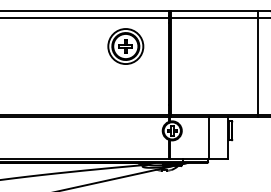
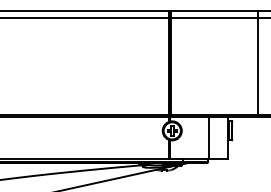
part: present -> none (125, 46)
